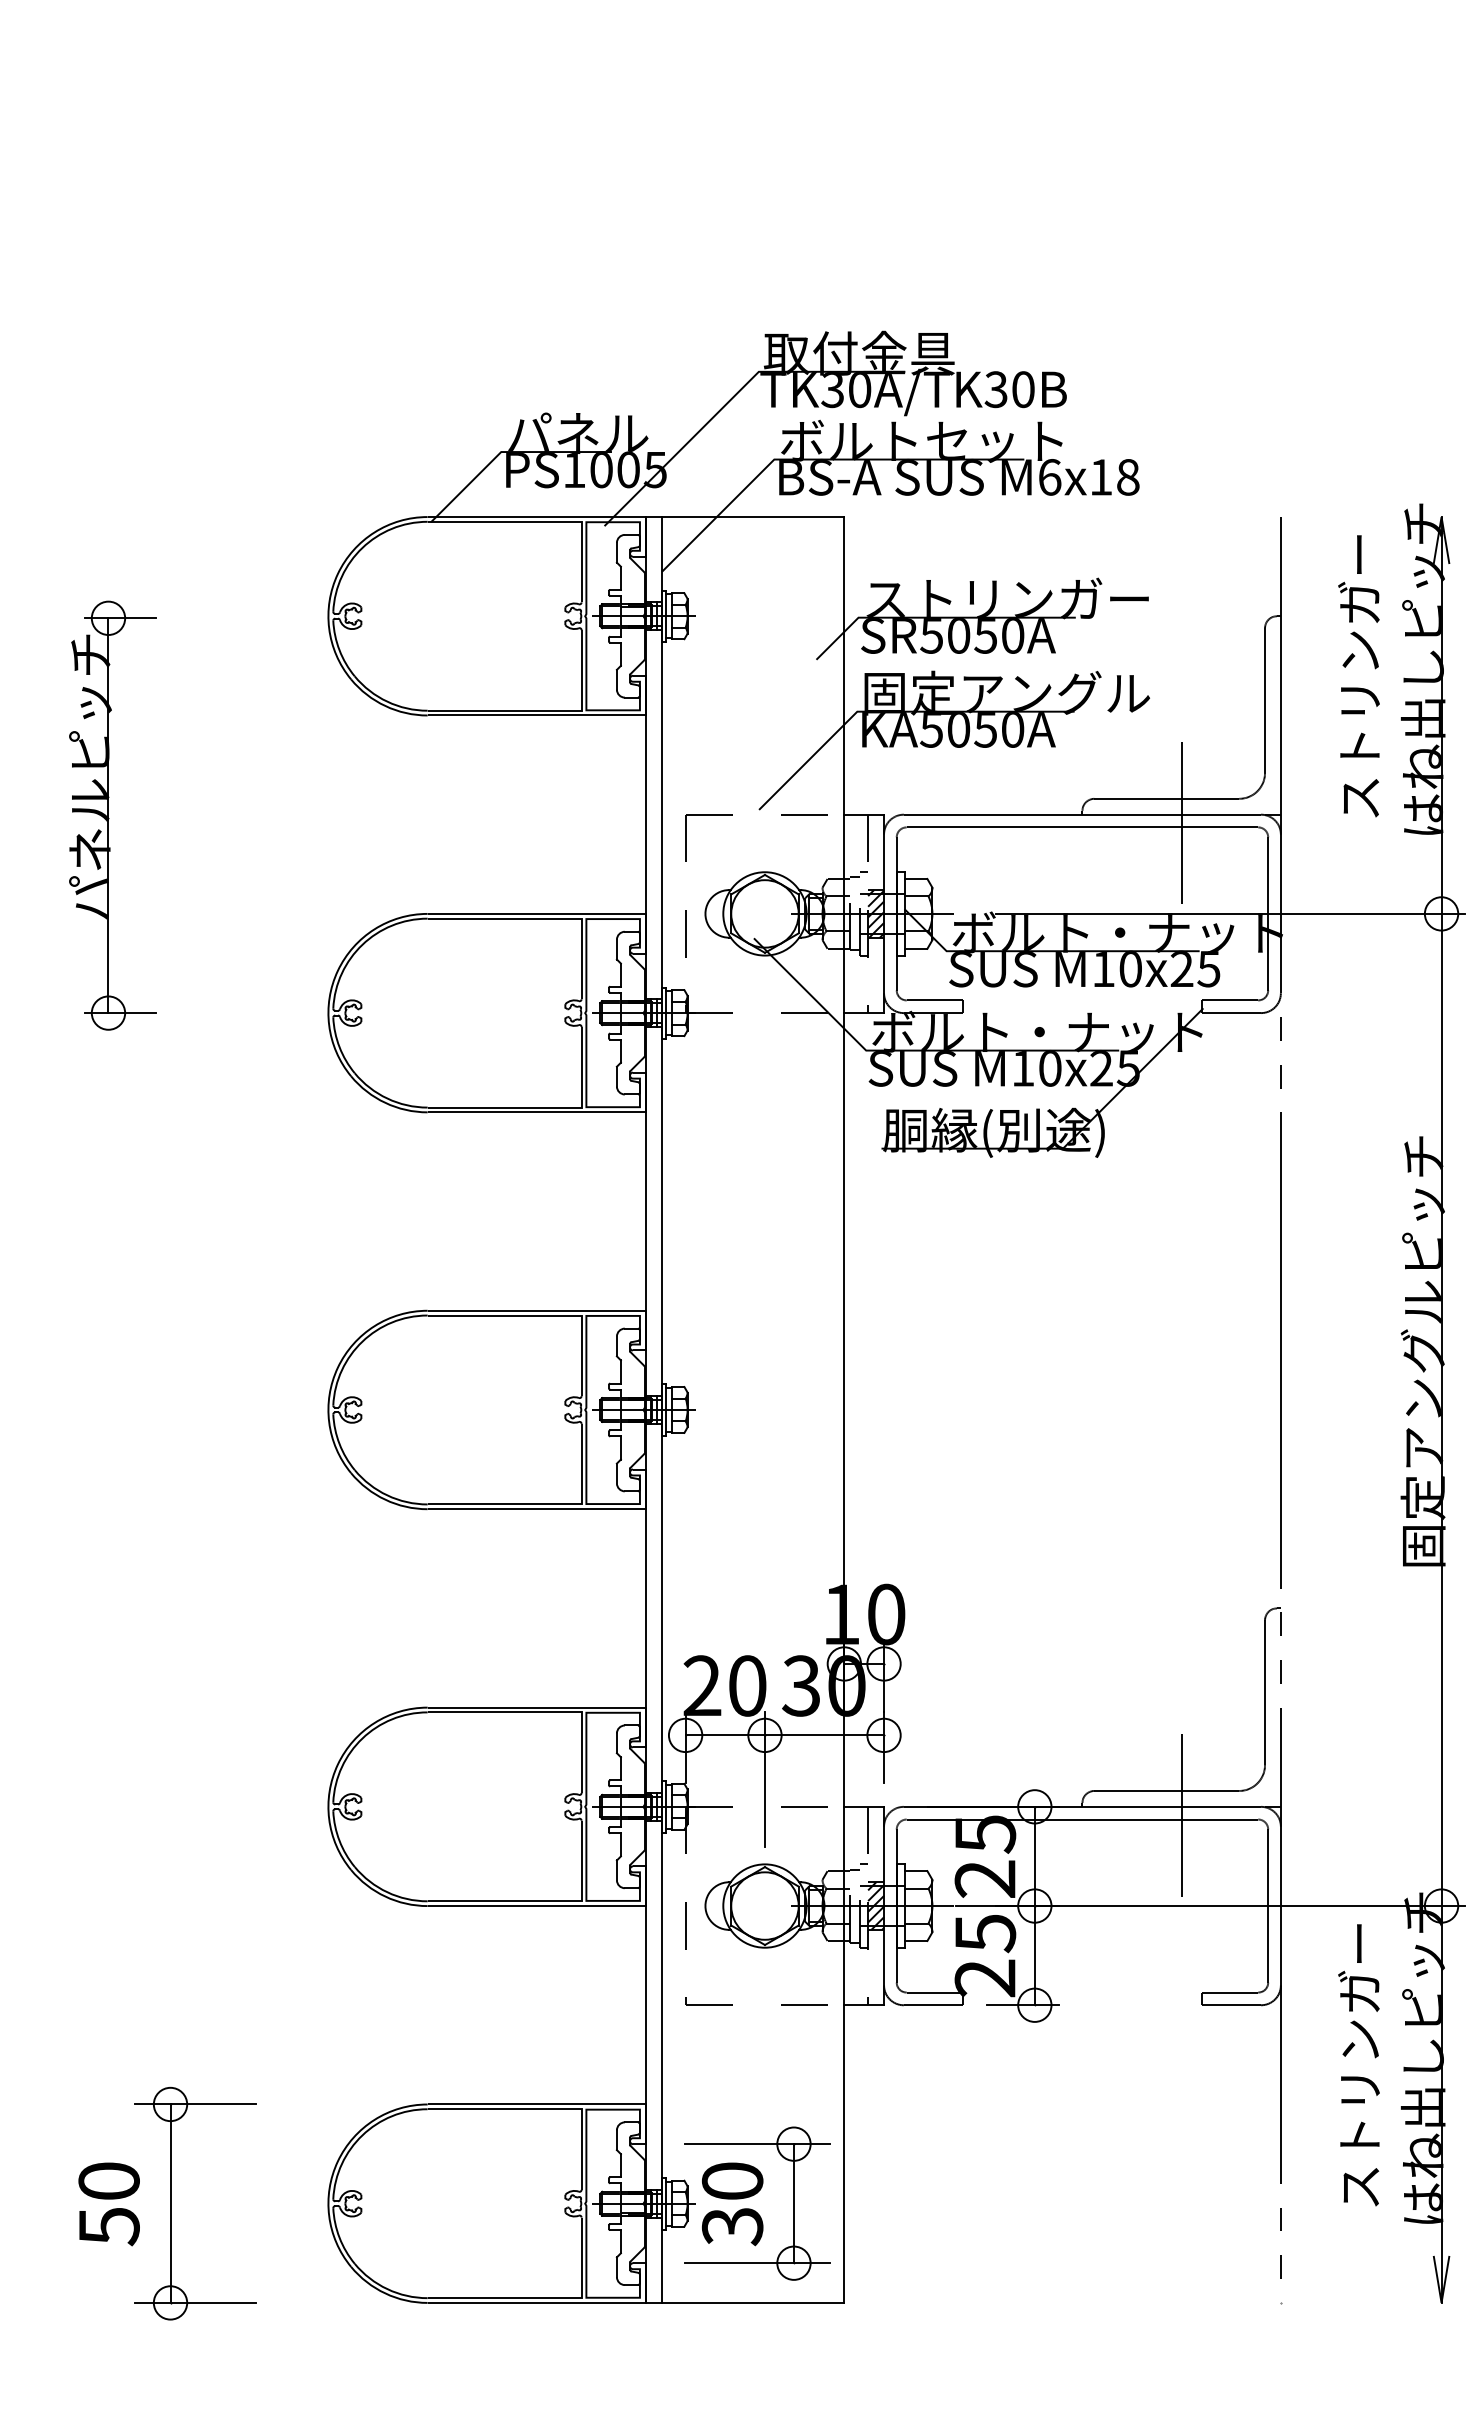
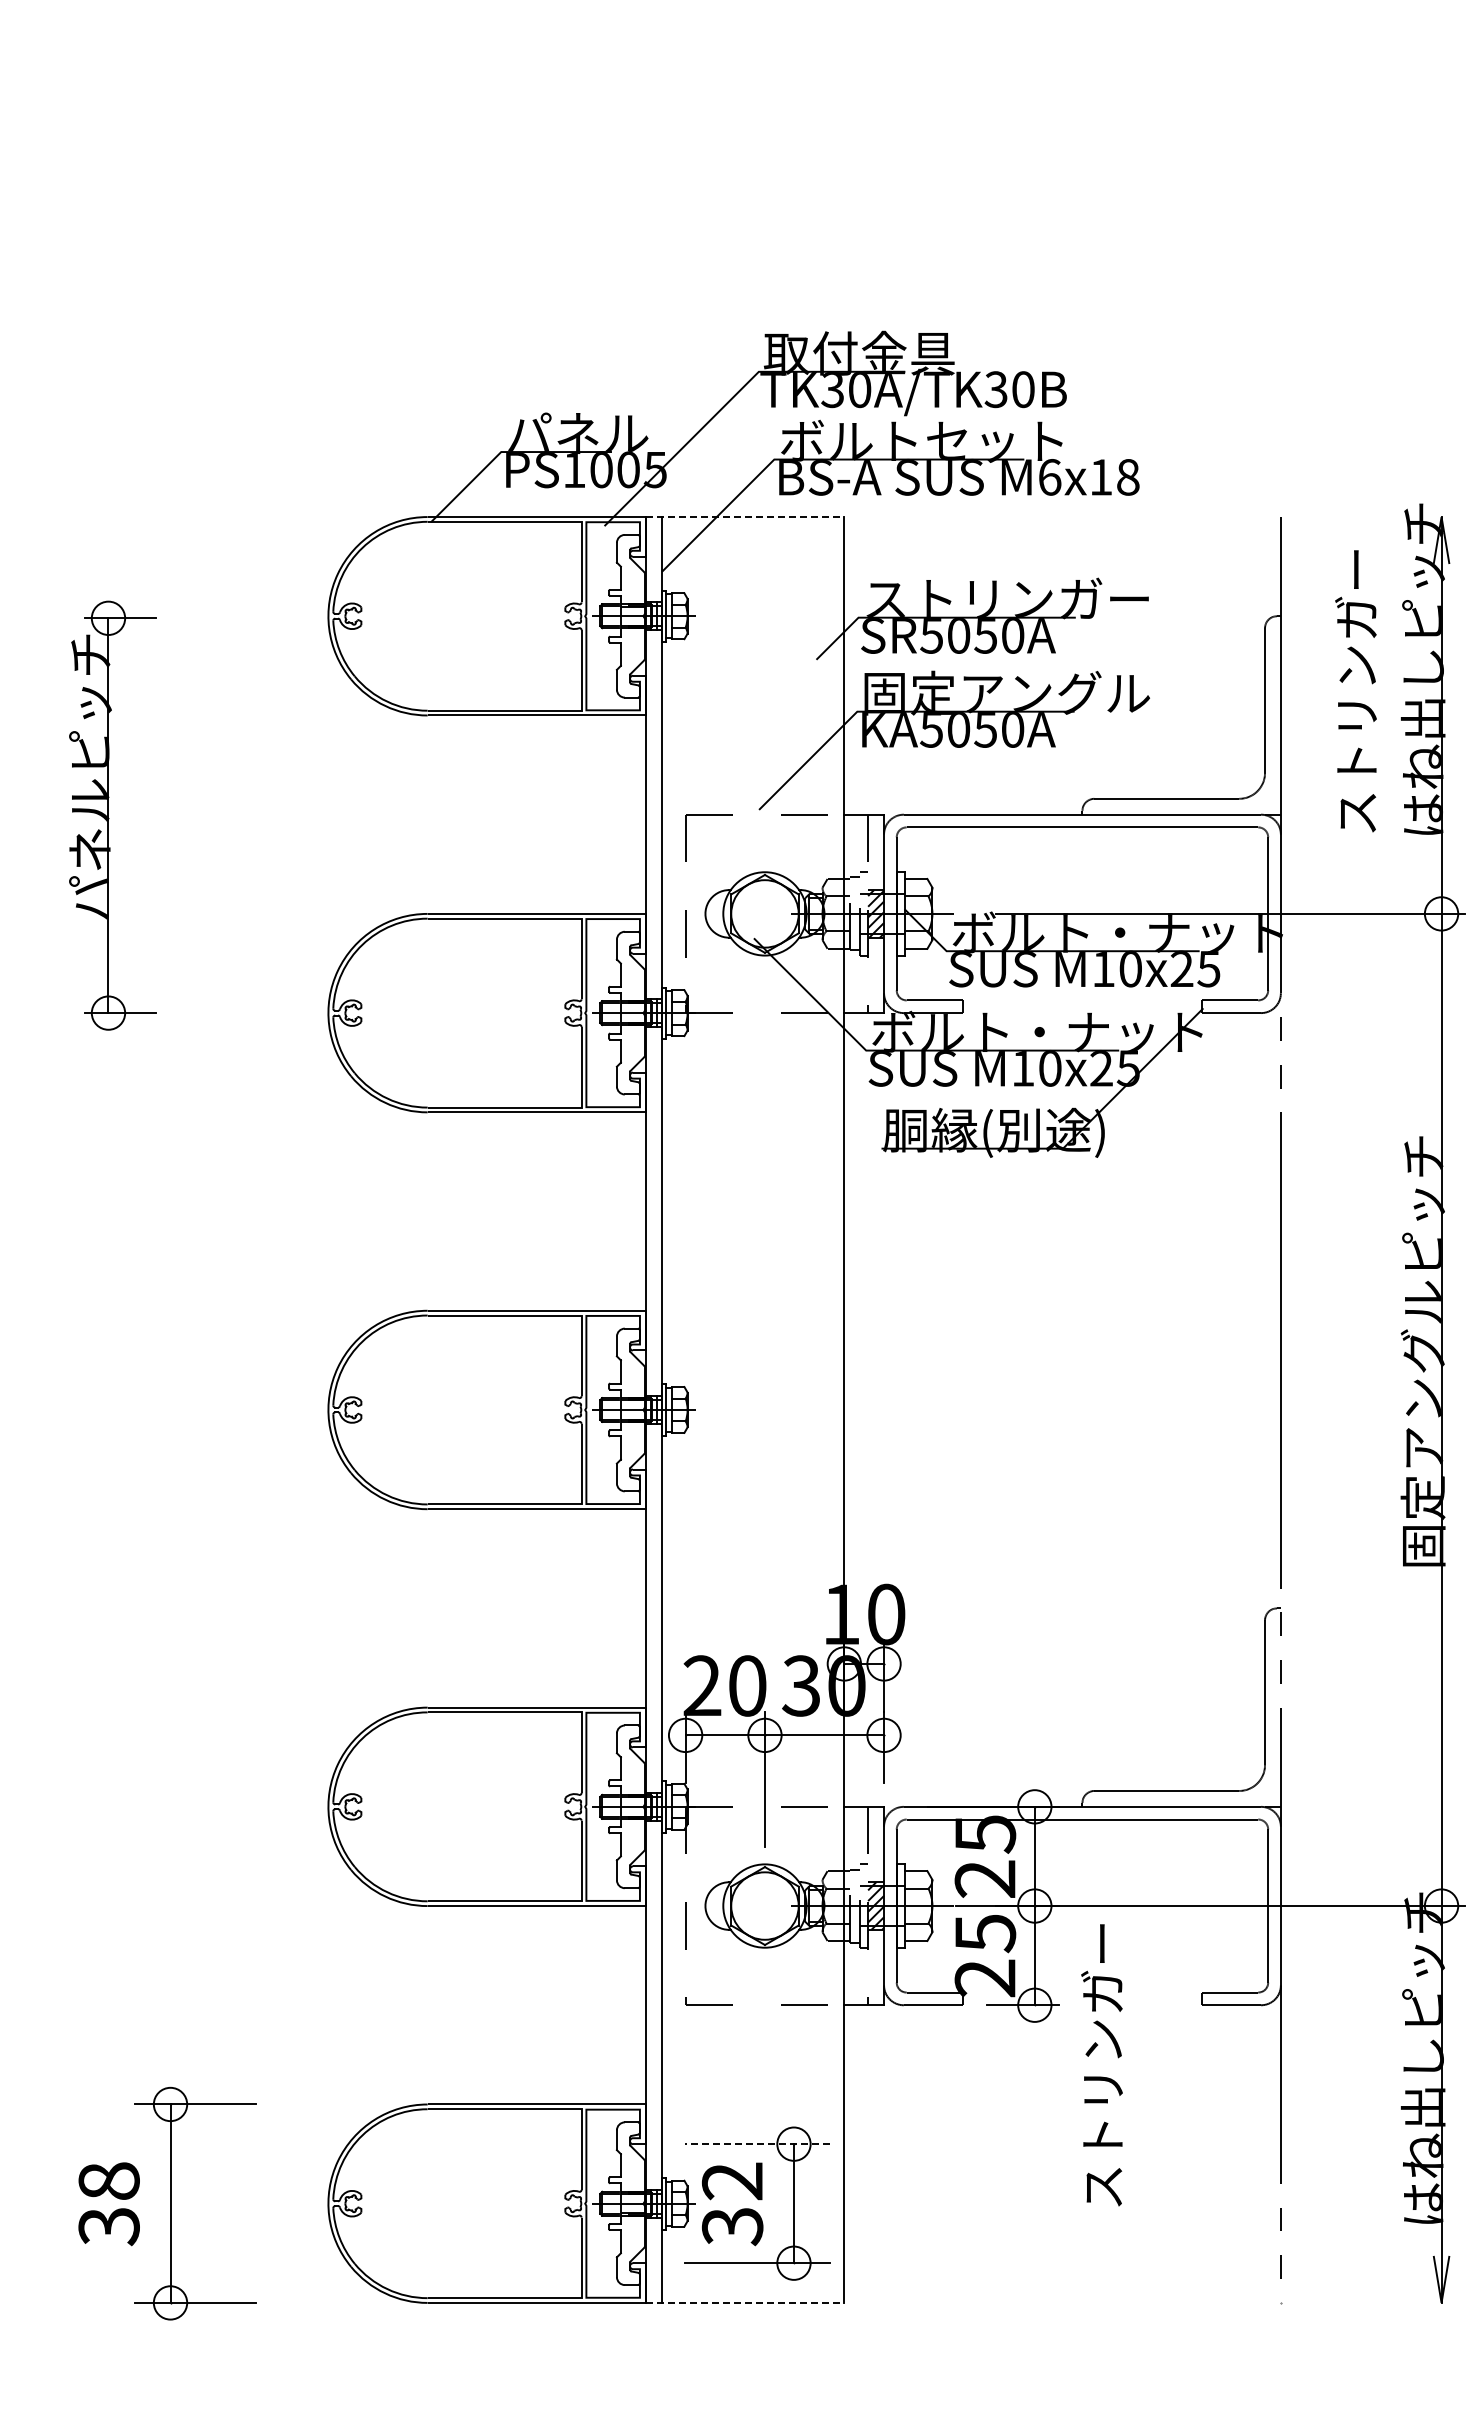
line: solid -> dashed (745, 517)
text position: (1358, 676) -> (1355, 691) (1355, 691)
line: present -> none (1181, 822)
line: present -> none (1181, 1815)
text position: (1358, 2065) -> (1101, 2065) (1101, 2065)
line: solid -> dashed (757, 2144)
text: 30 -> 32 (732, 2181)
text: 50 -> 38 (108, 2204)
line: solid -> dashed (745, 2302)
